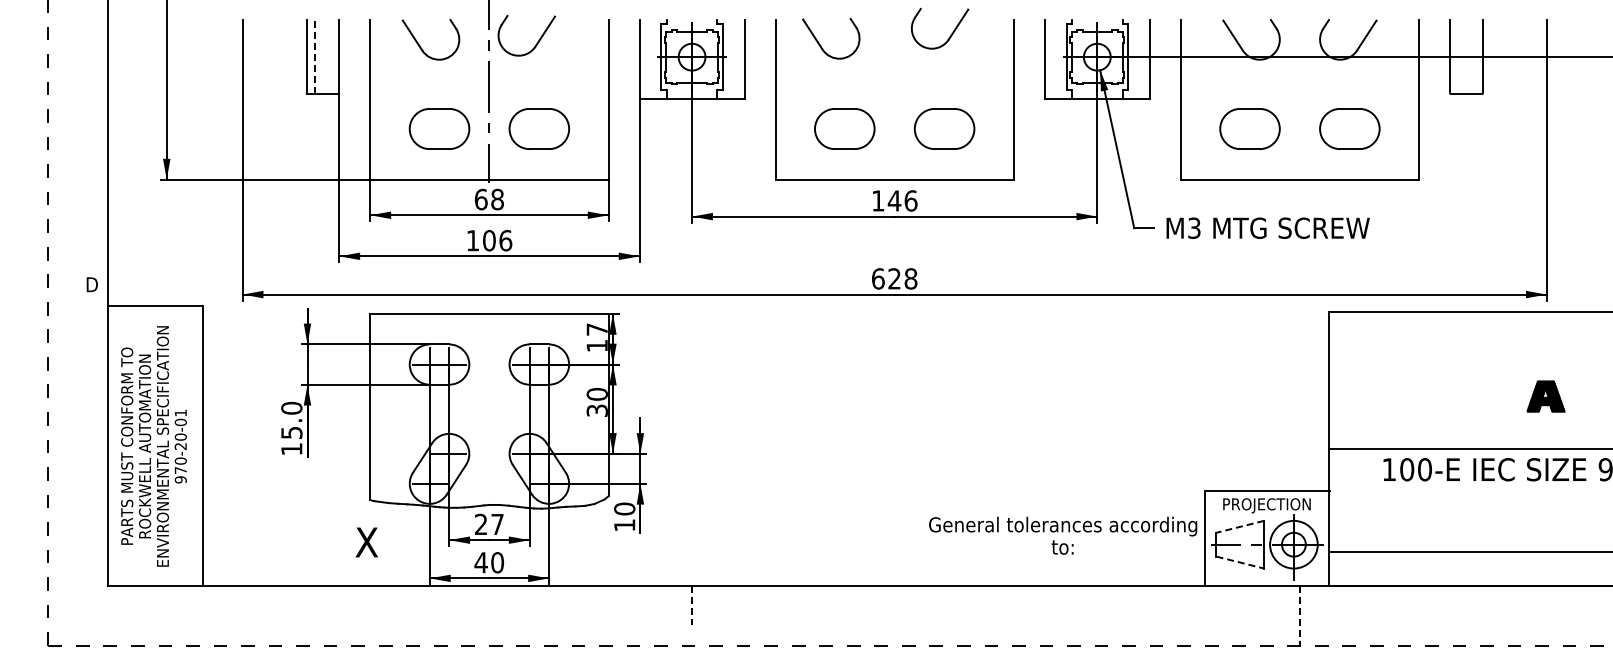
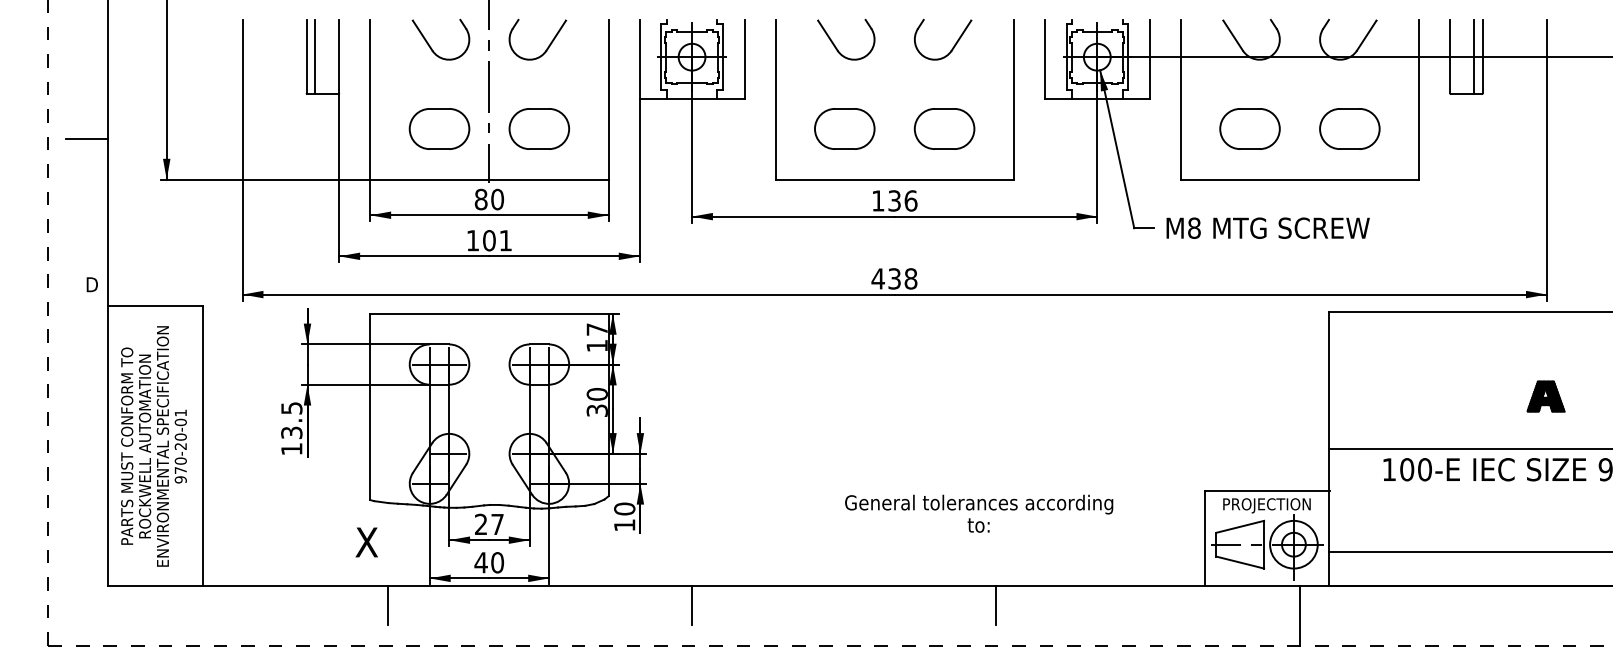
part position: (949, 36) -> (952, 47) (952, 47)
part position: (537, 41) -> (548, 45) (548, 45)
part position: (420, 45) -> (430, 45) (430, 45)
part position: (821, 45) -> (836, 46) (836, 46)
line: dashed -> solid (315, 56)
line: none -> present (1474, 56)
line: none -> present (86, 139)
text: 68 -> 80 (489, 199)
text: 146 -> 136 (894, 200)
text: M3 -> M8 (1194, 227)
text: 106 -> 101 (505, 240)
text: 628 -> 438 (885, 278)
text: 15.0 -> 13.5 (291, 419)
line: dashed -> solid (1240, 526)
text position: (1063, 535) -> (979, 513) (979, 513)
line: dashed -> solid (1240, 562)
line: none -> present (388, 605)
line: none -> present (995, 605)
line: dashed -> solid (692, 606)
line: dashed -> solid (1299, 616)
